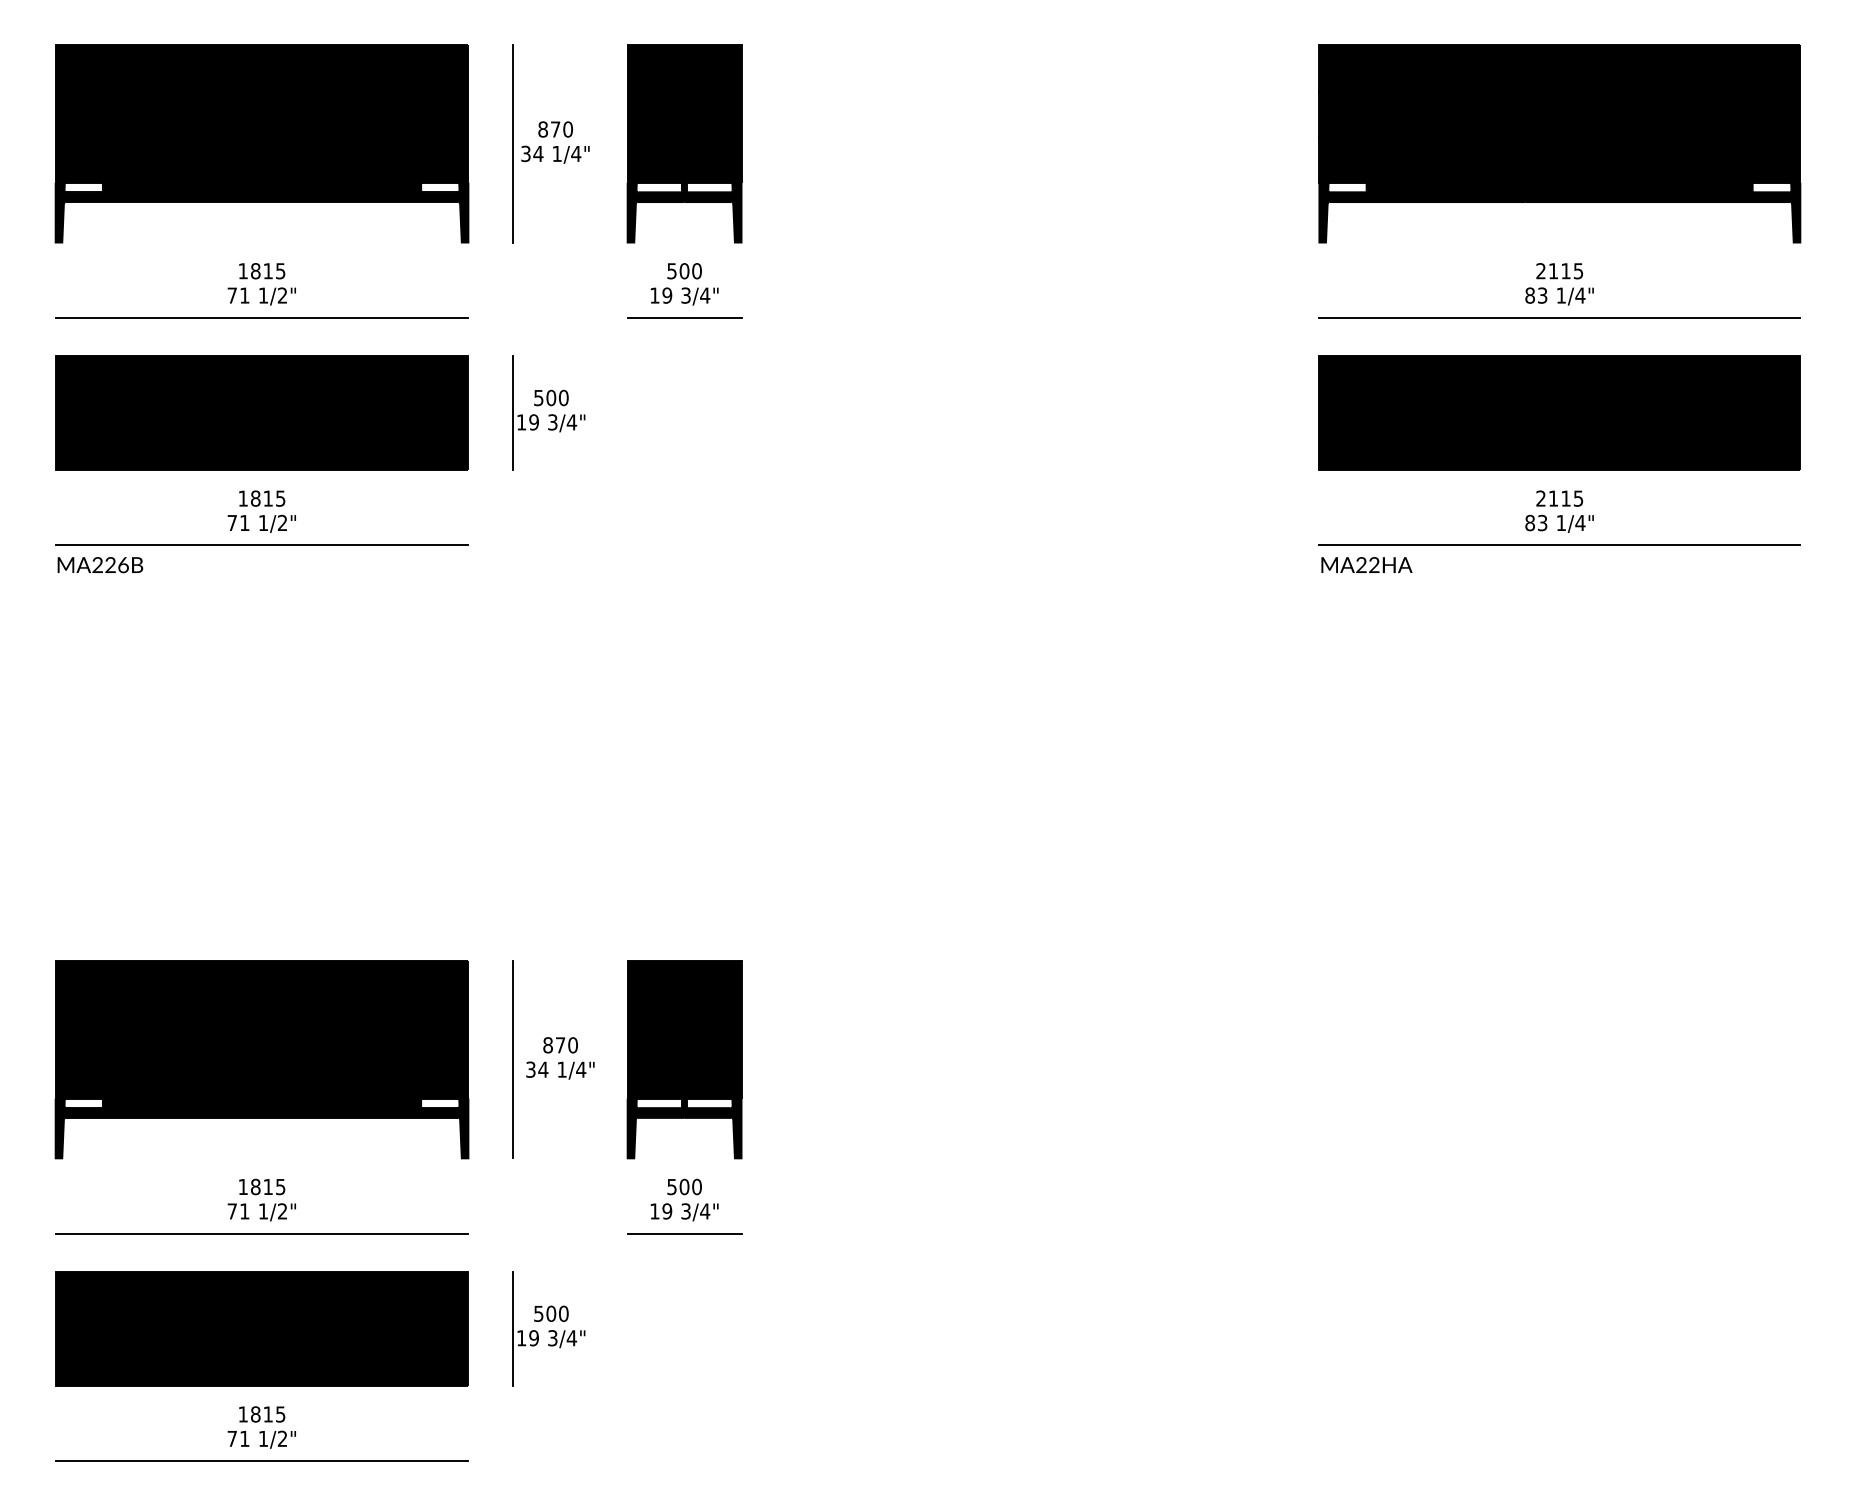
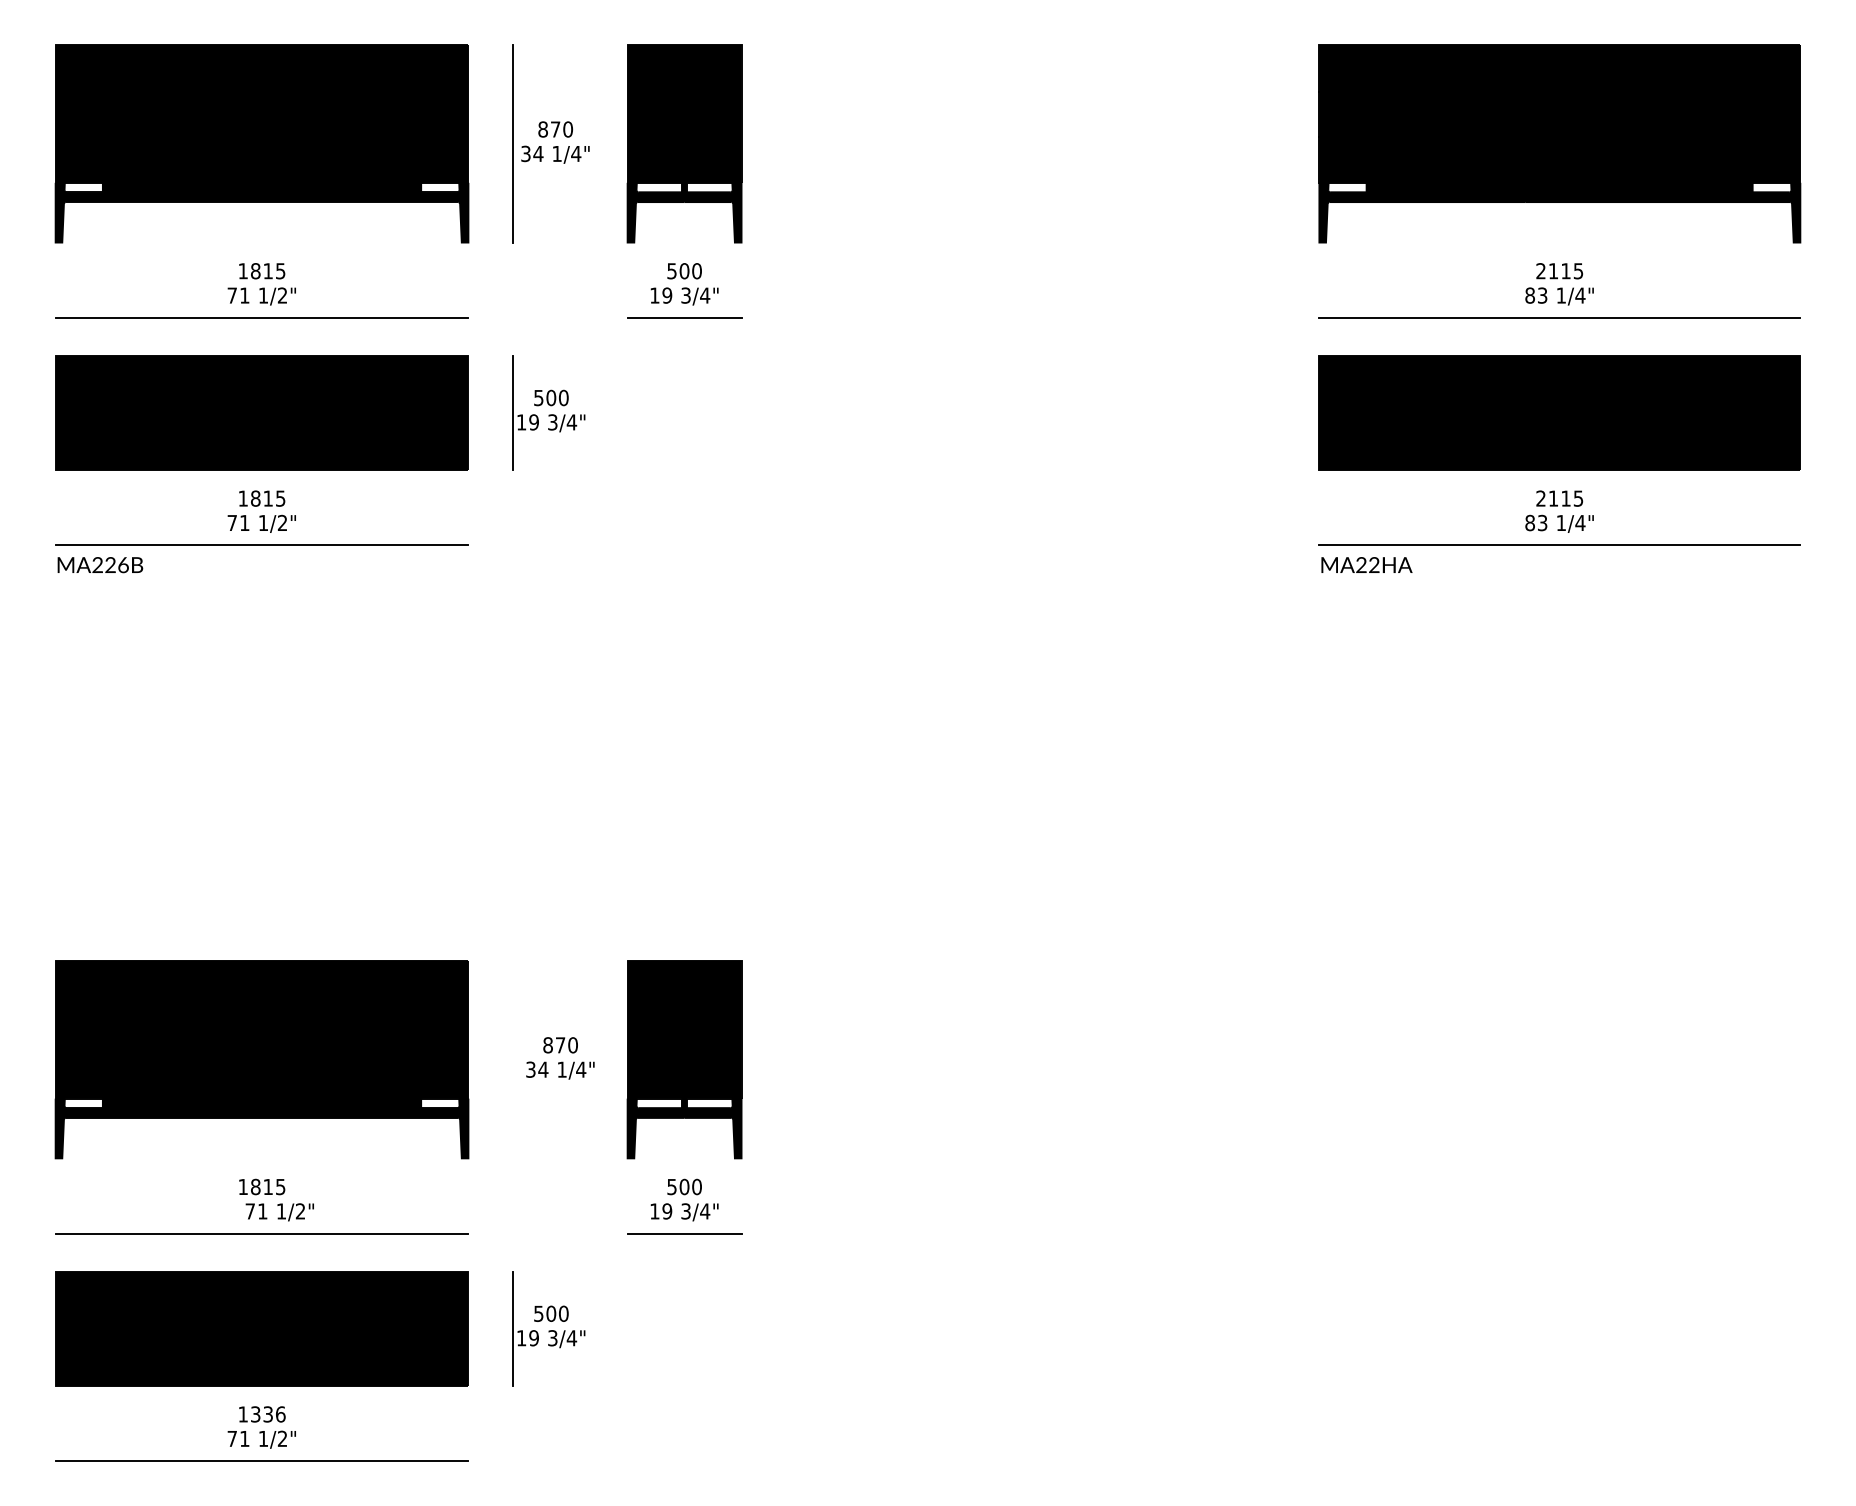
line: present -> none (512, 1059)
text position: (261, 1212) -> (279, 1212) (279, 1212)
text: 1815 -> 1336 (268, 1414)
